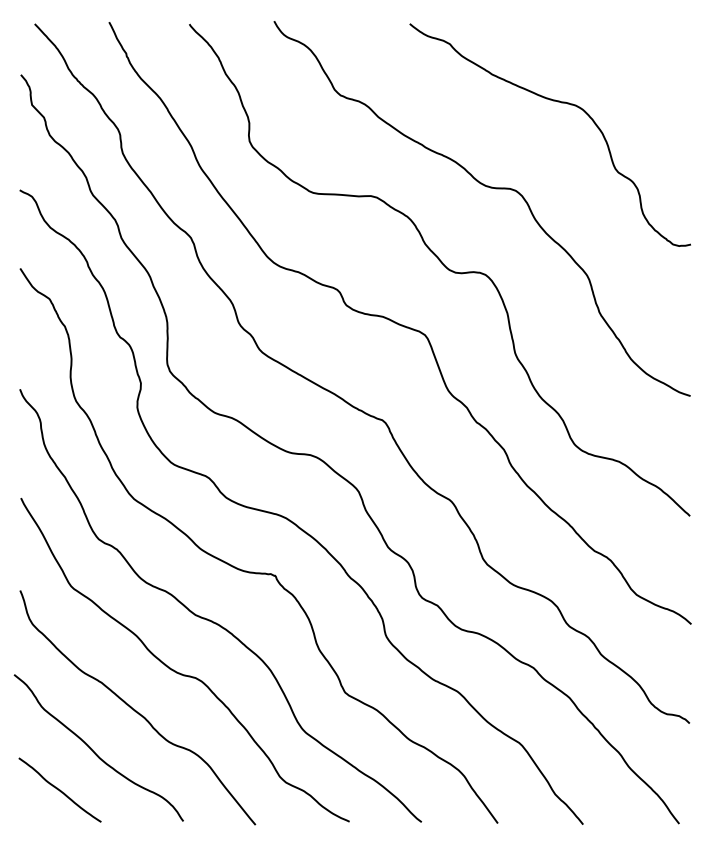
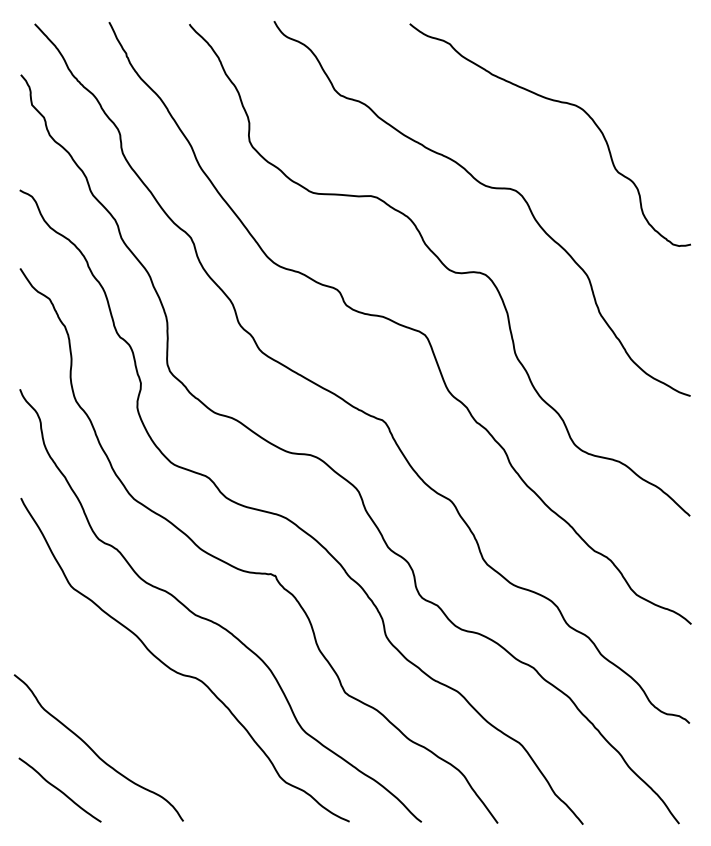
curve: present -> none (135, 709)
